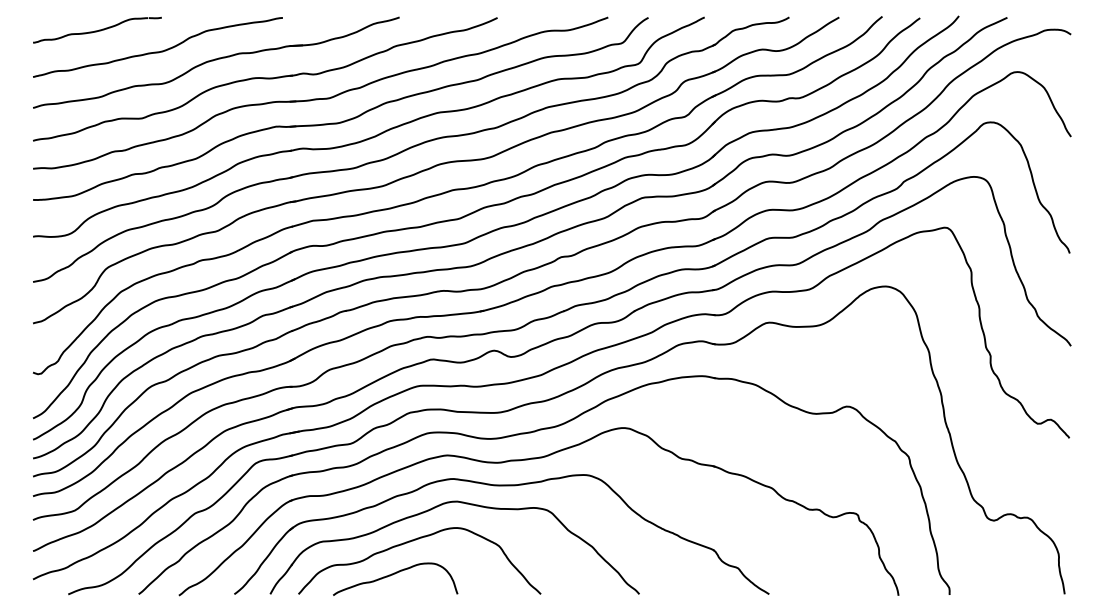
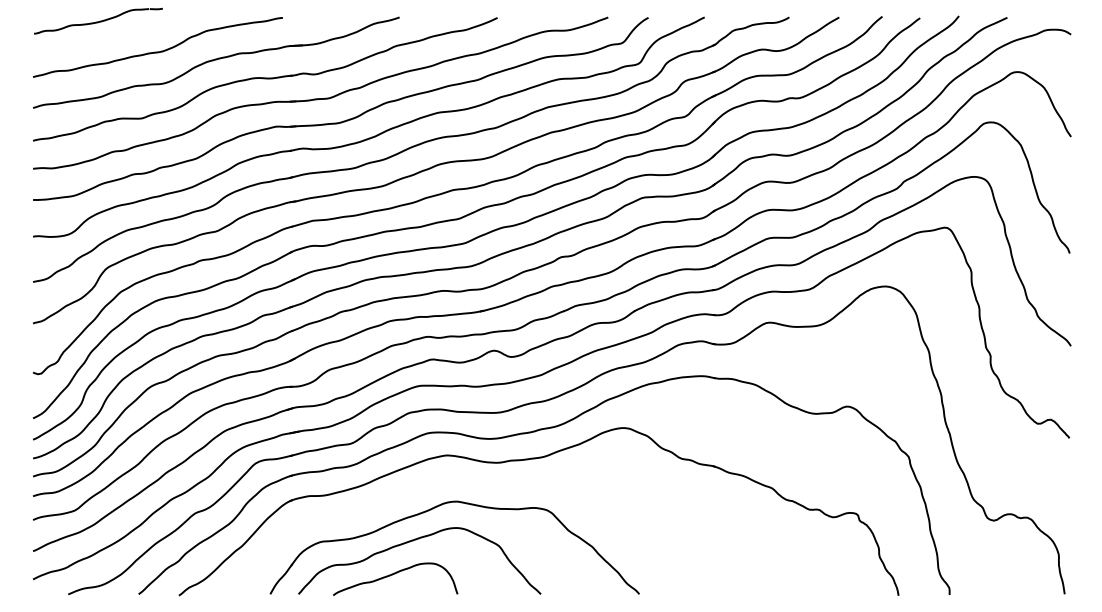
part position: (97, 29) -> (98, 20) (98, 20)
part: present -> none (501, 486)
